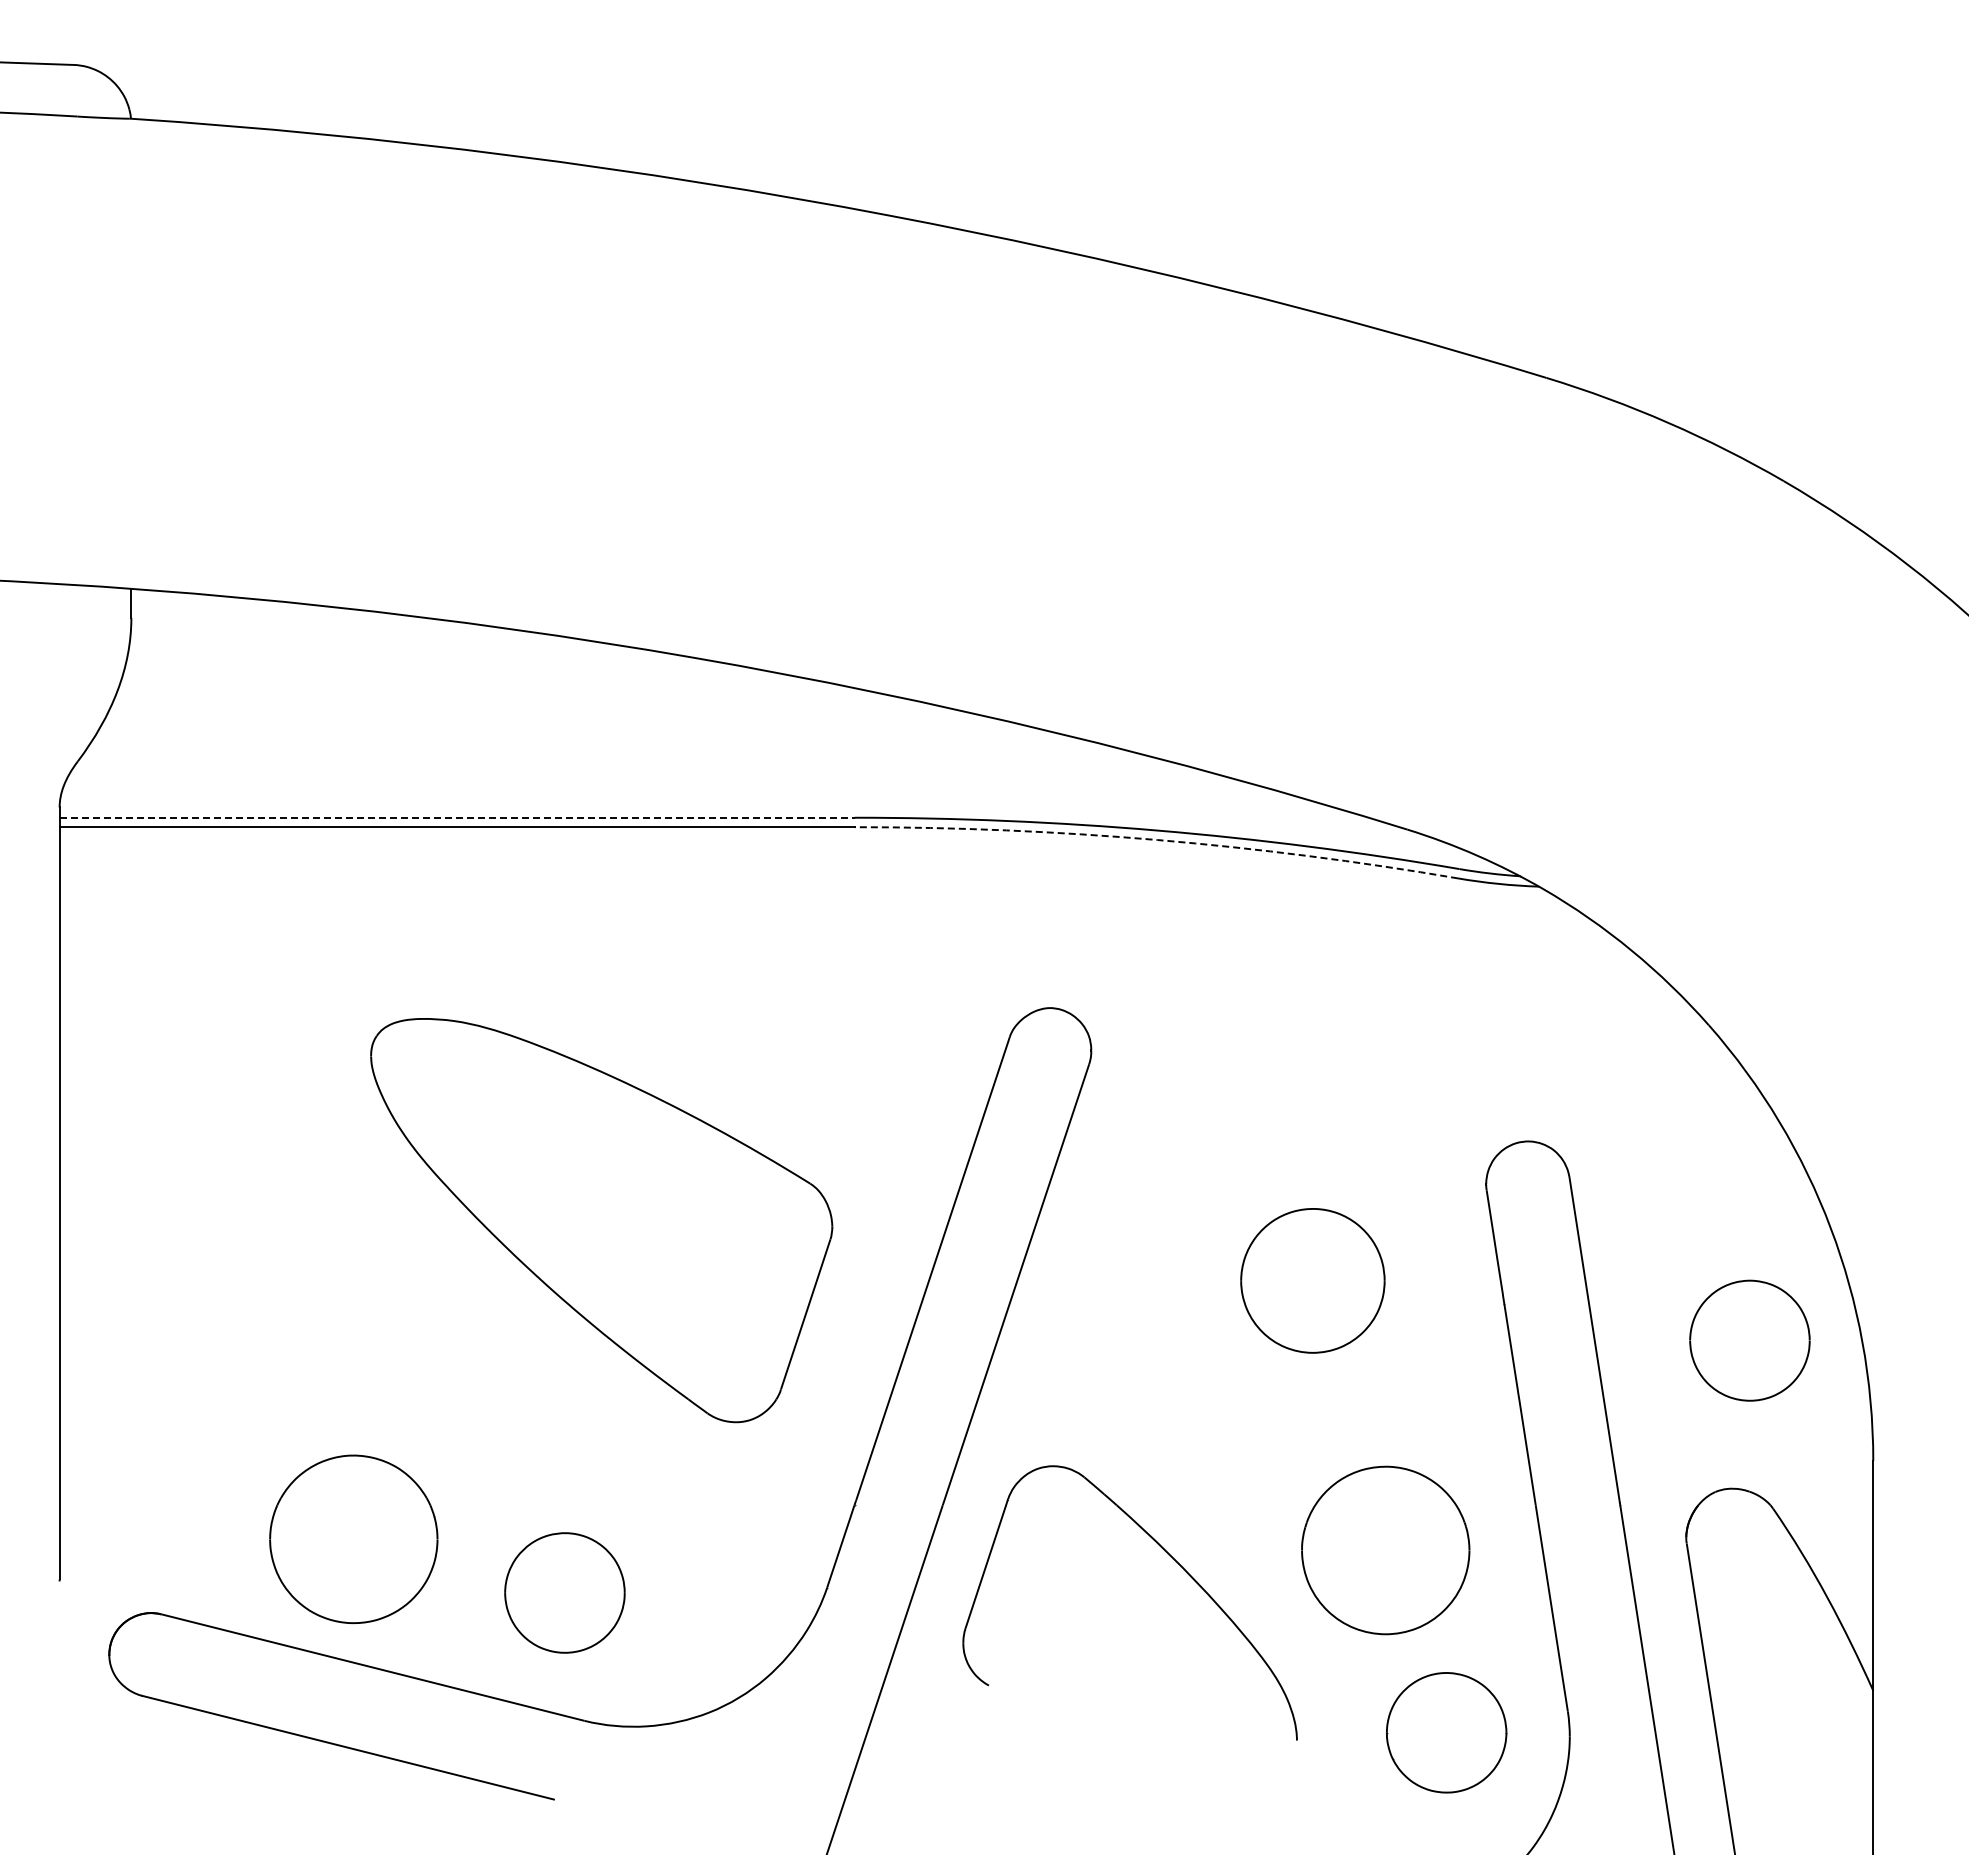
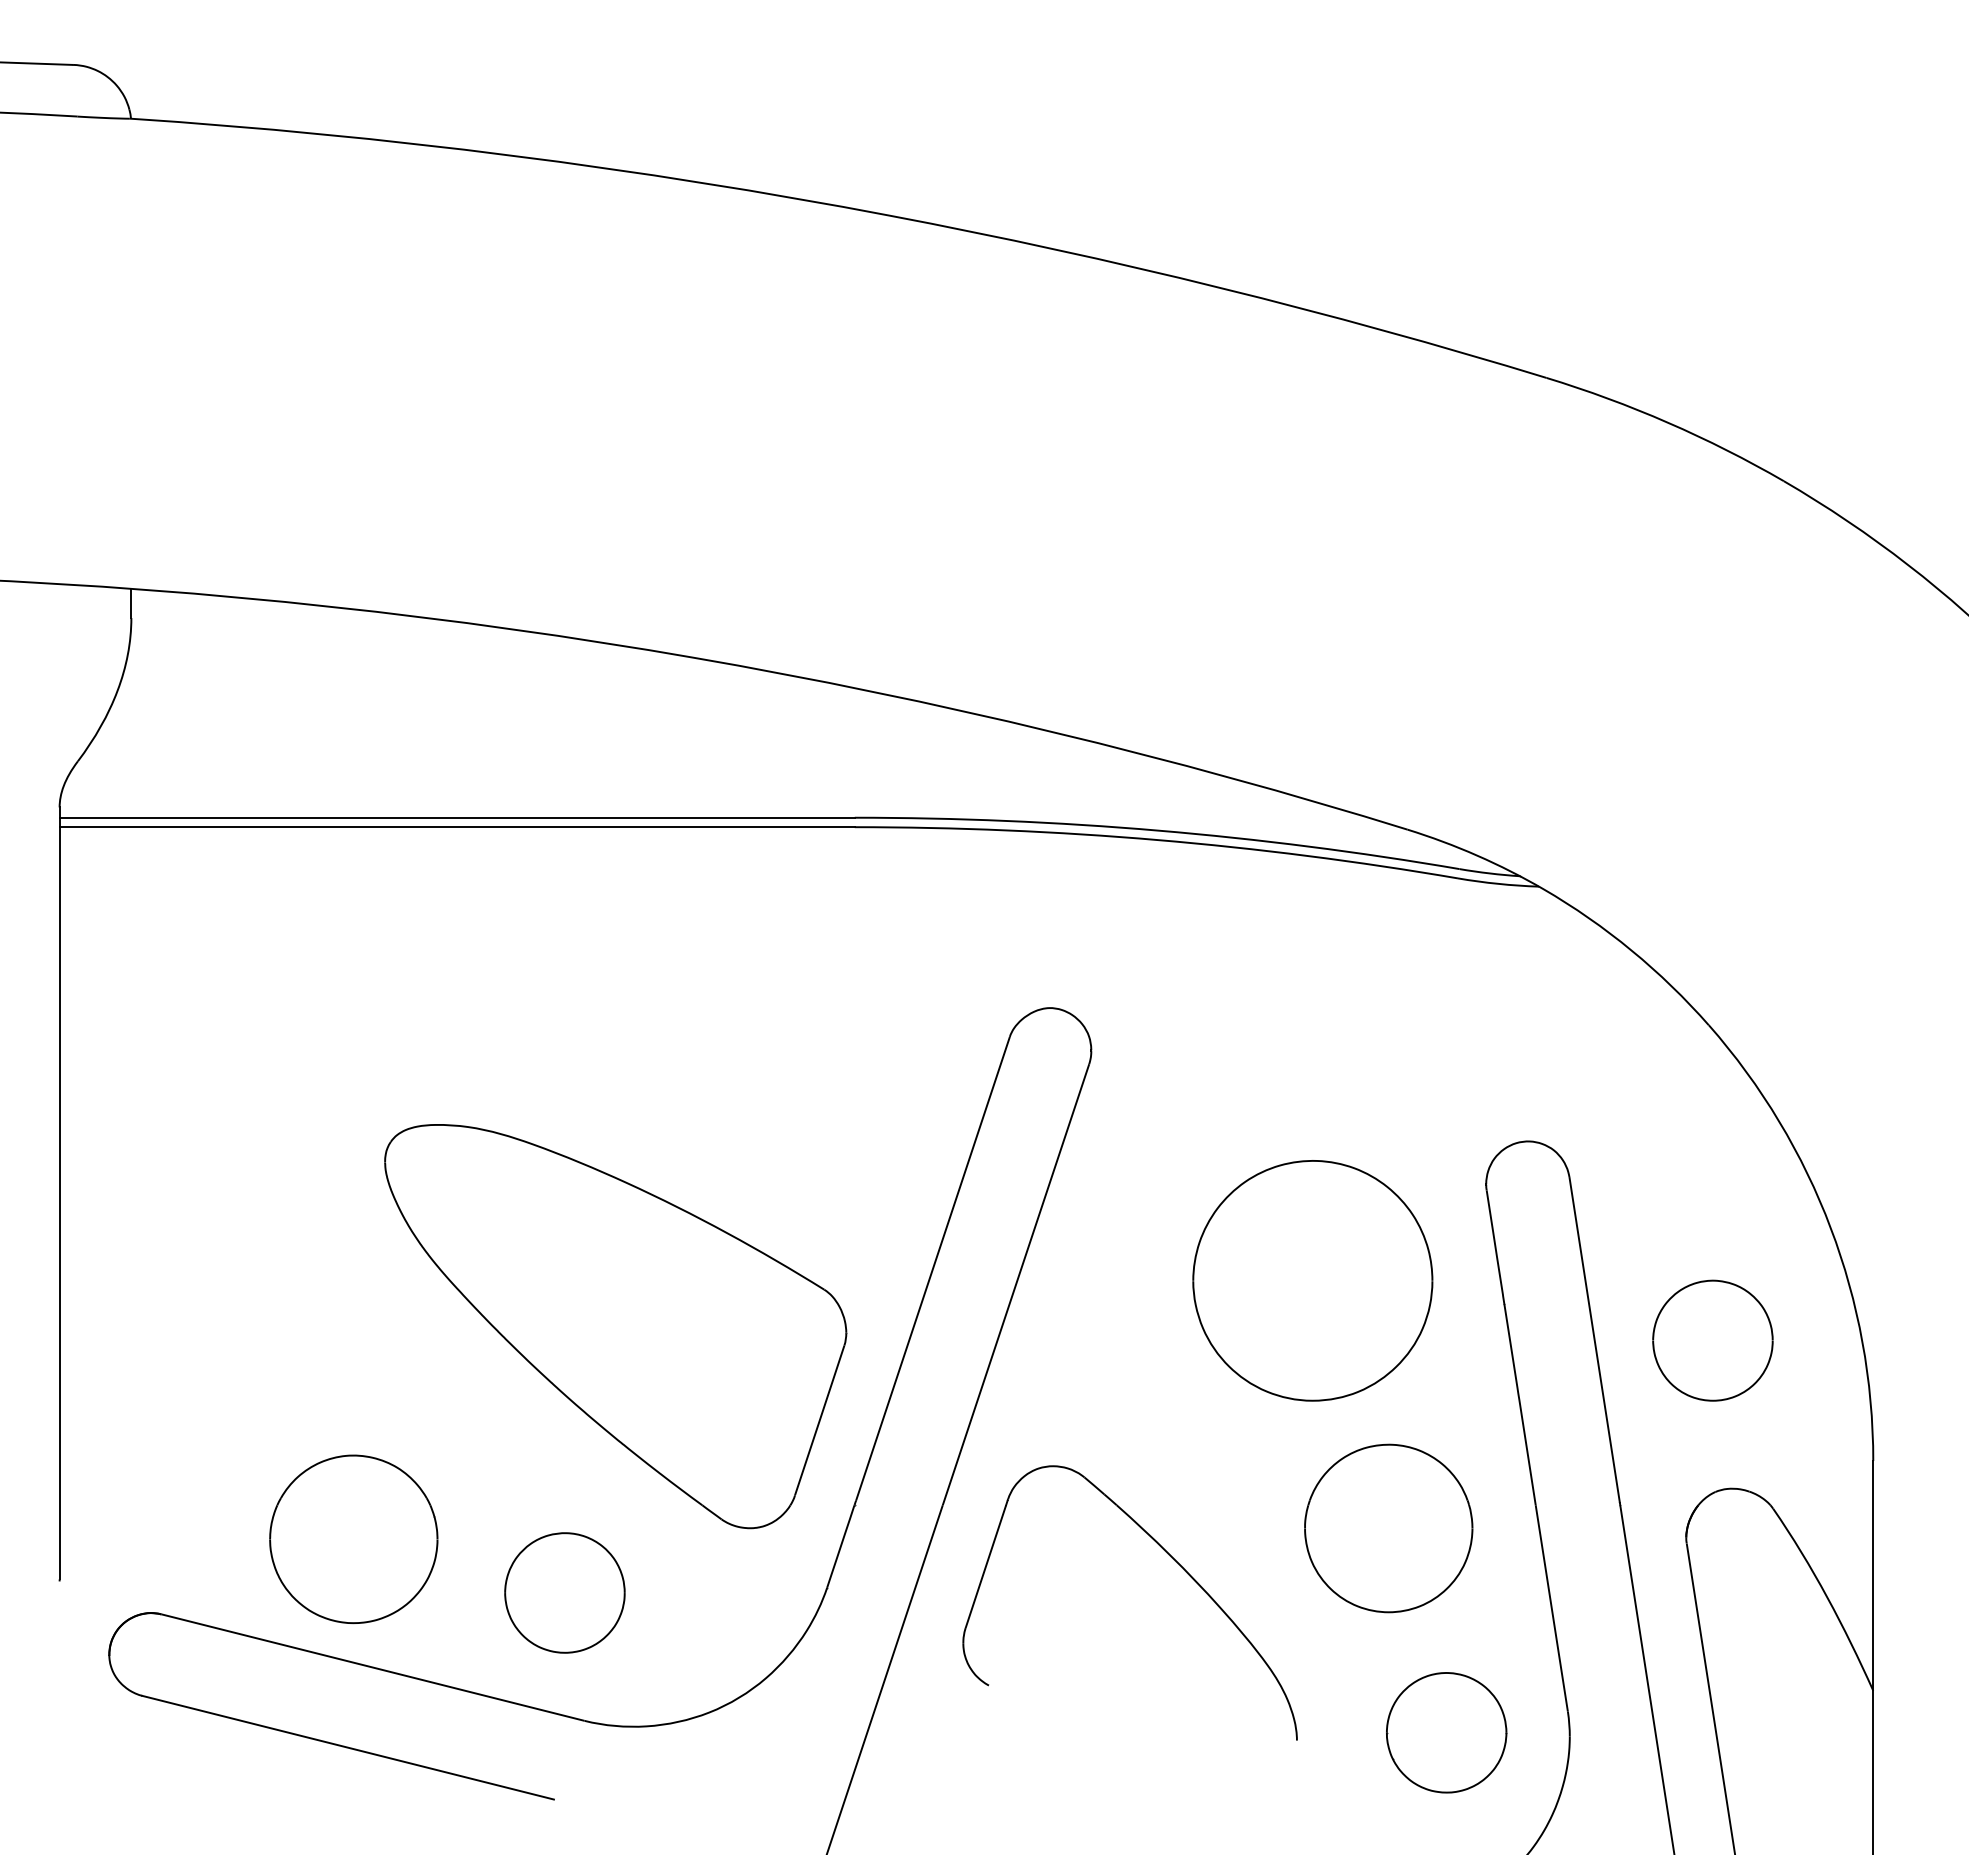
line: dashed -> solid (457, 817)
arc: dashed -> solid (1157, 840)
part position: (601, 1220) -> (615, 1326) (615, 1326)
part size: 146x146 px -> 242x242 px (1312, 1280)
part position: (1749, 1340) -> (1712, 1340) (1712, 1340)
part position: (1385, 1550) -> (1388, 1528) (1388, 1528)
